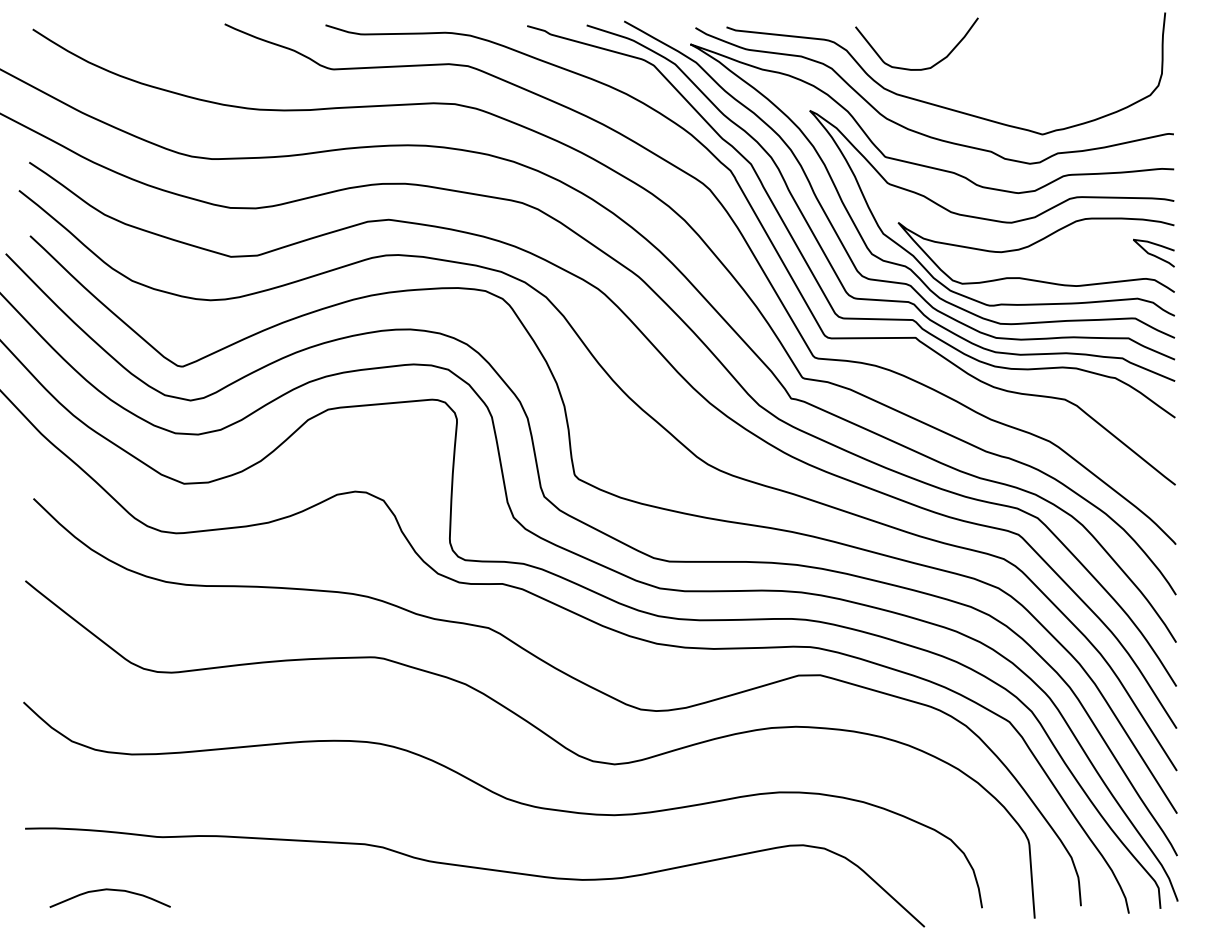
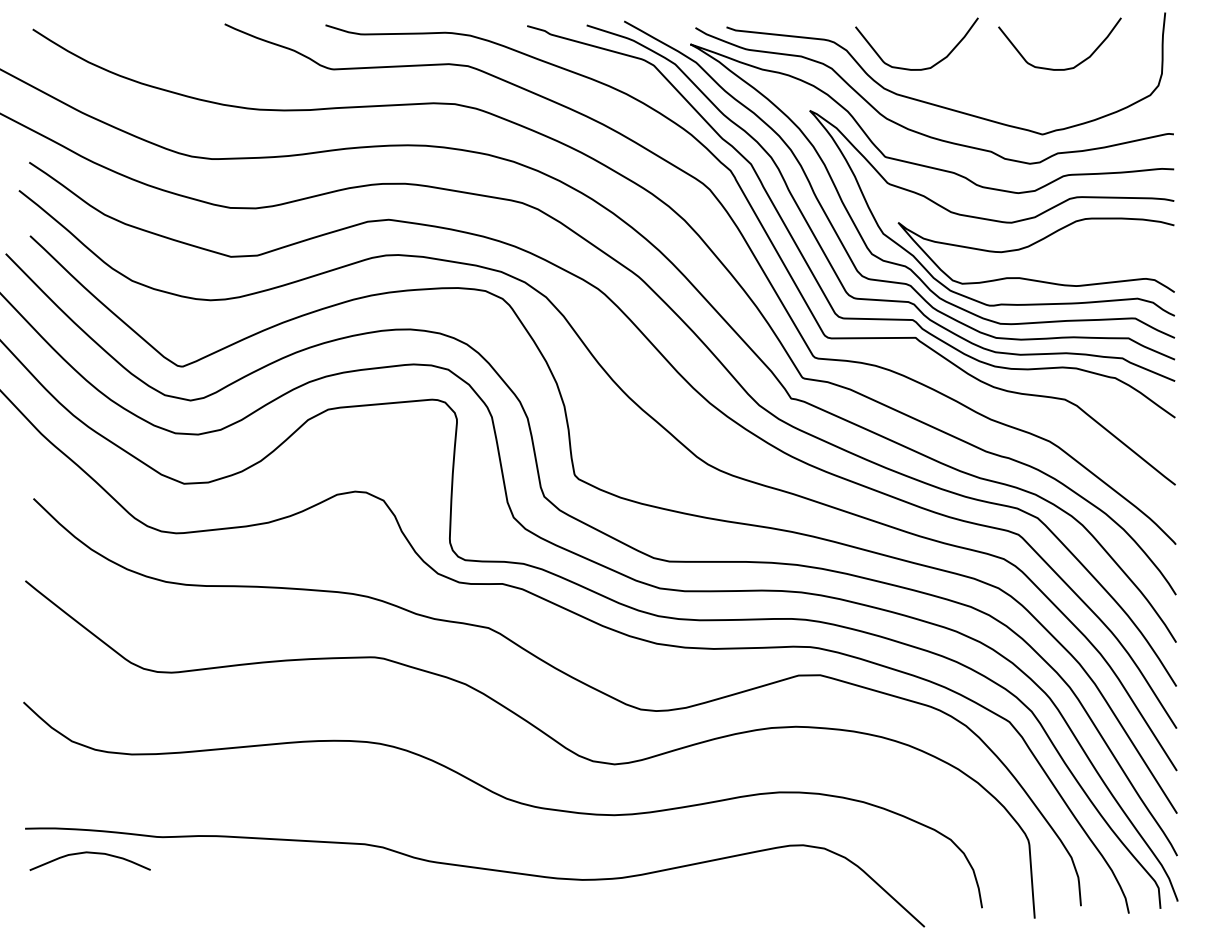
curve: none -> present (1064, 68)
curve: present -> none (1153, 254)
curve position: (109, 890) -> (89, 853) (89, 853)
